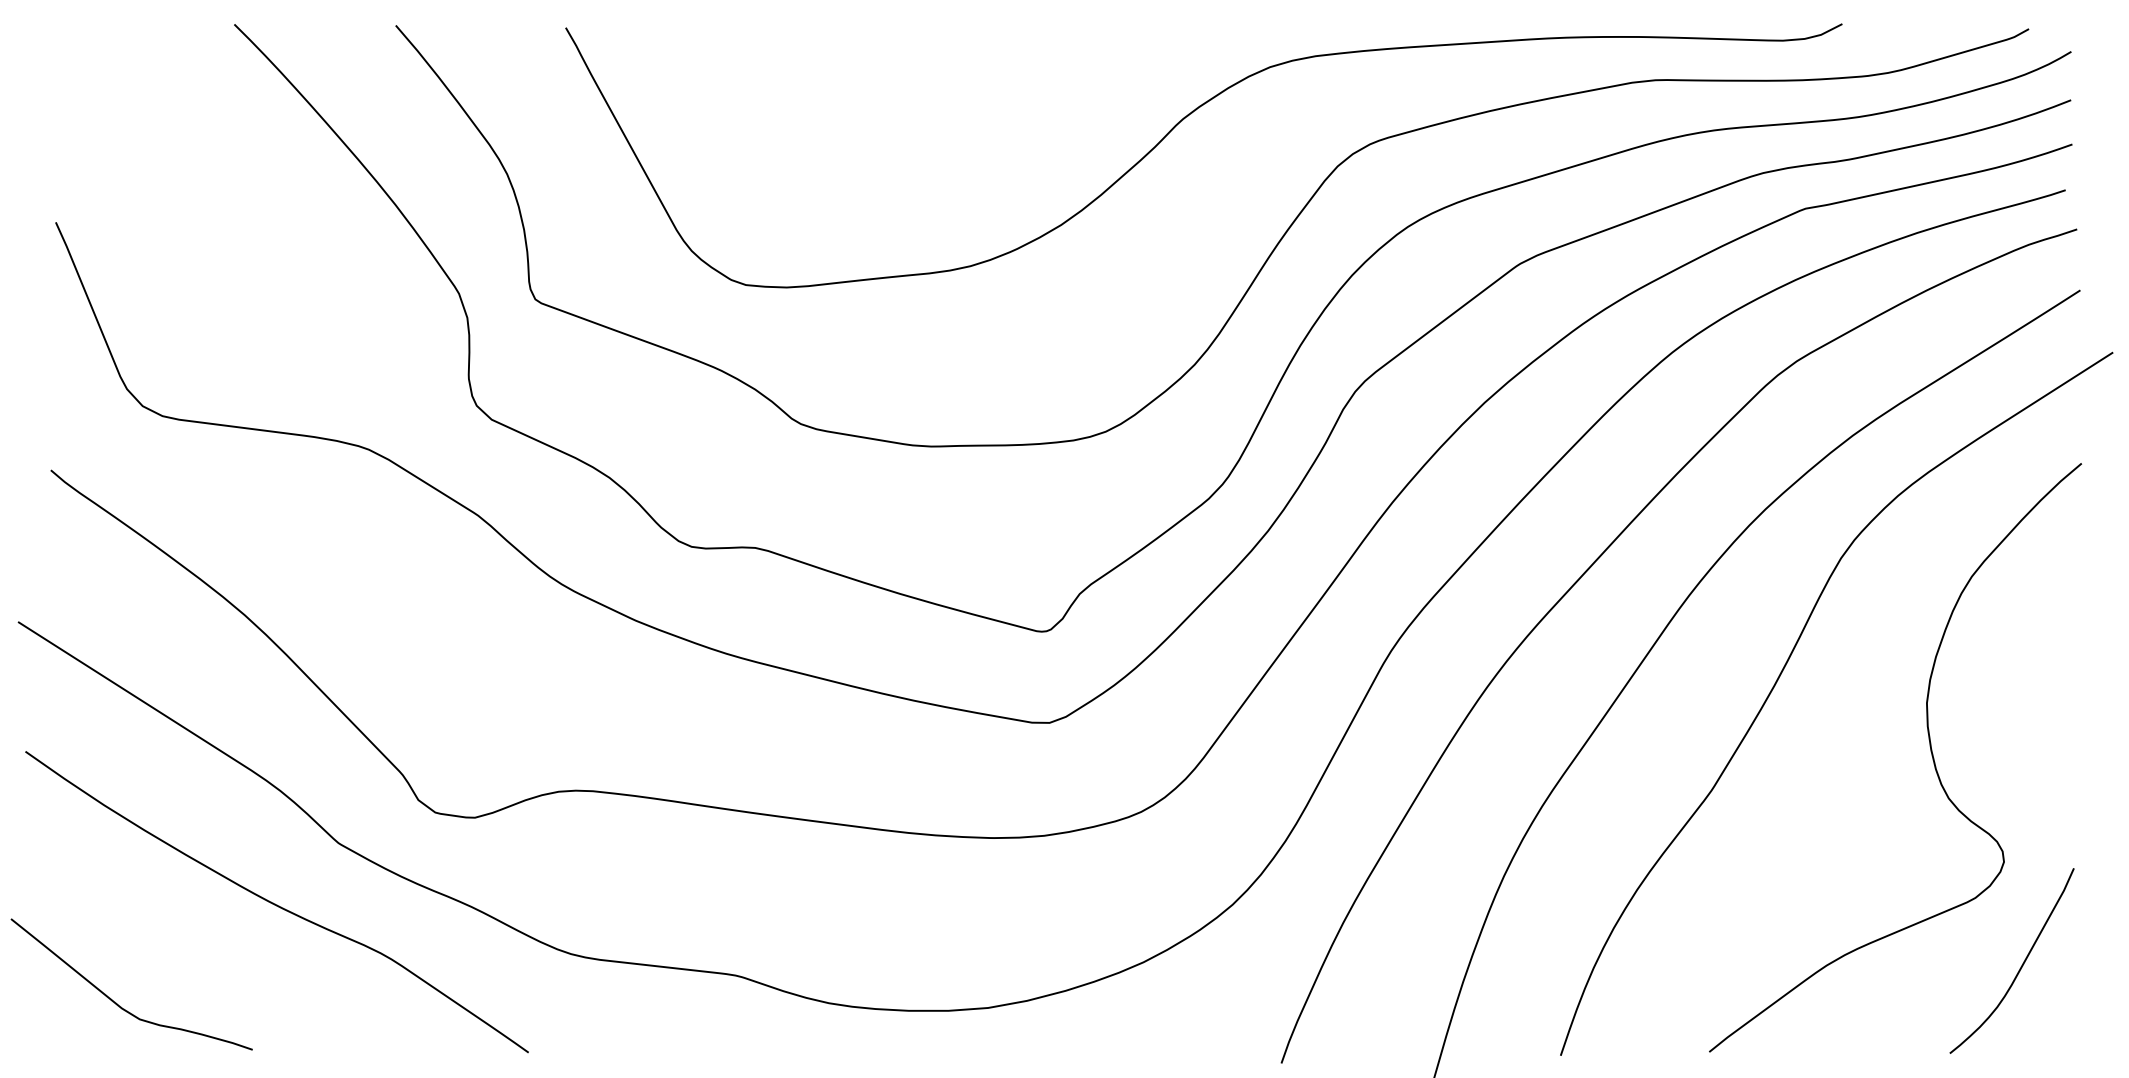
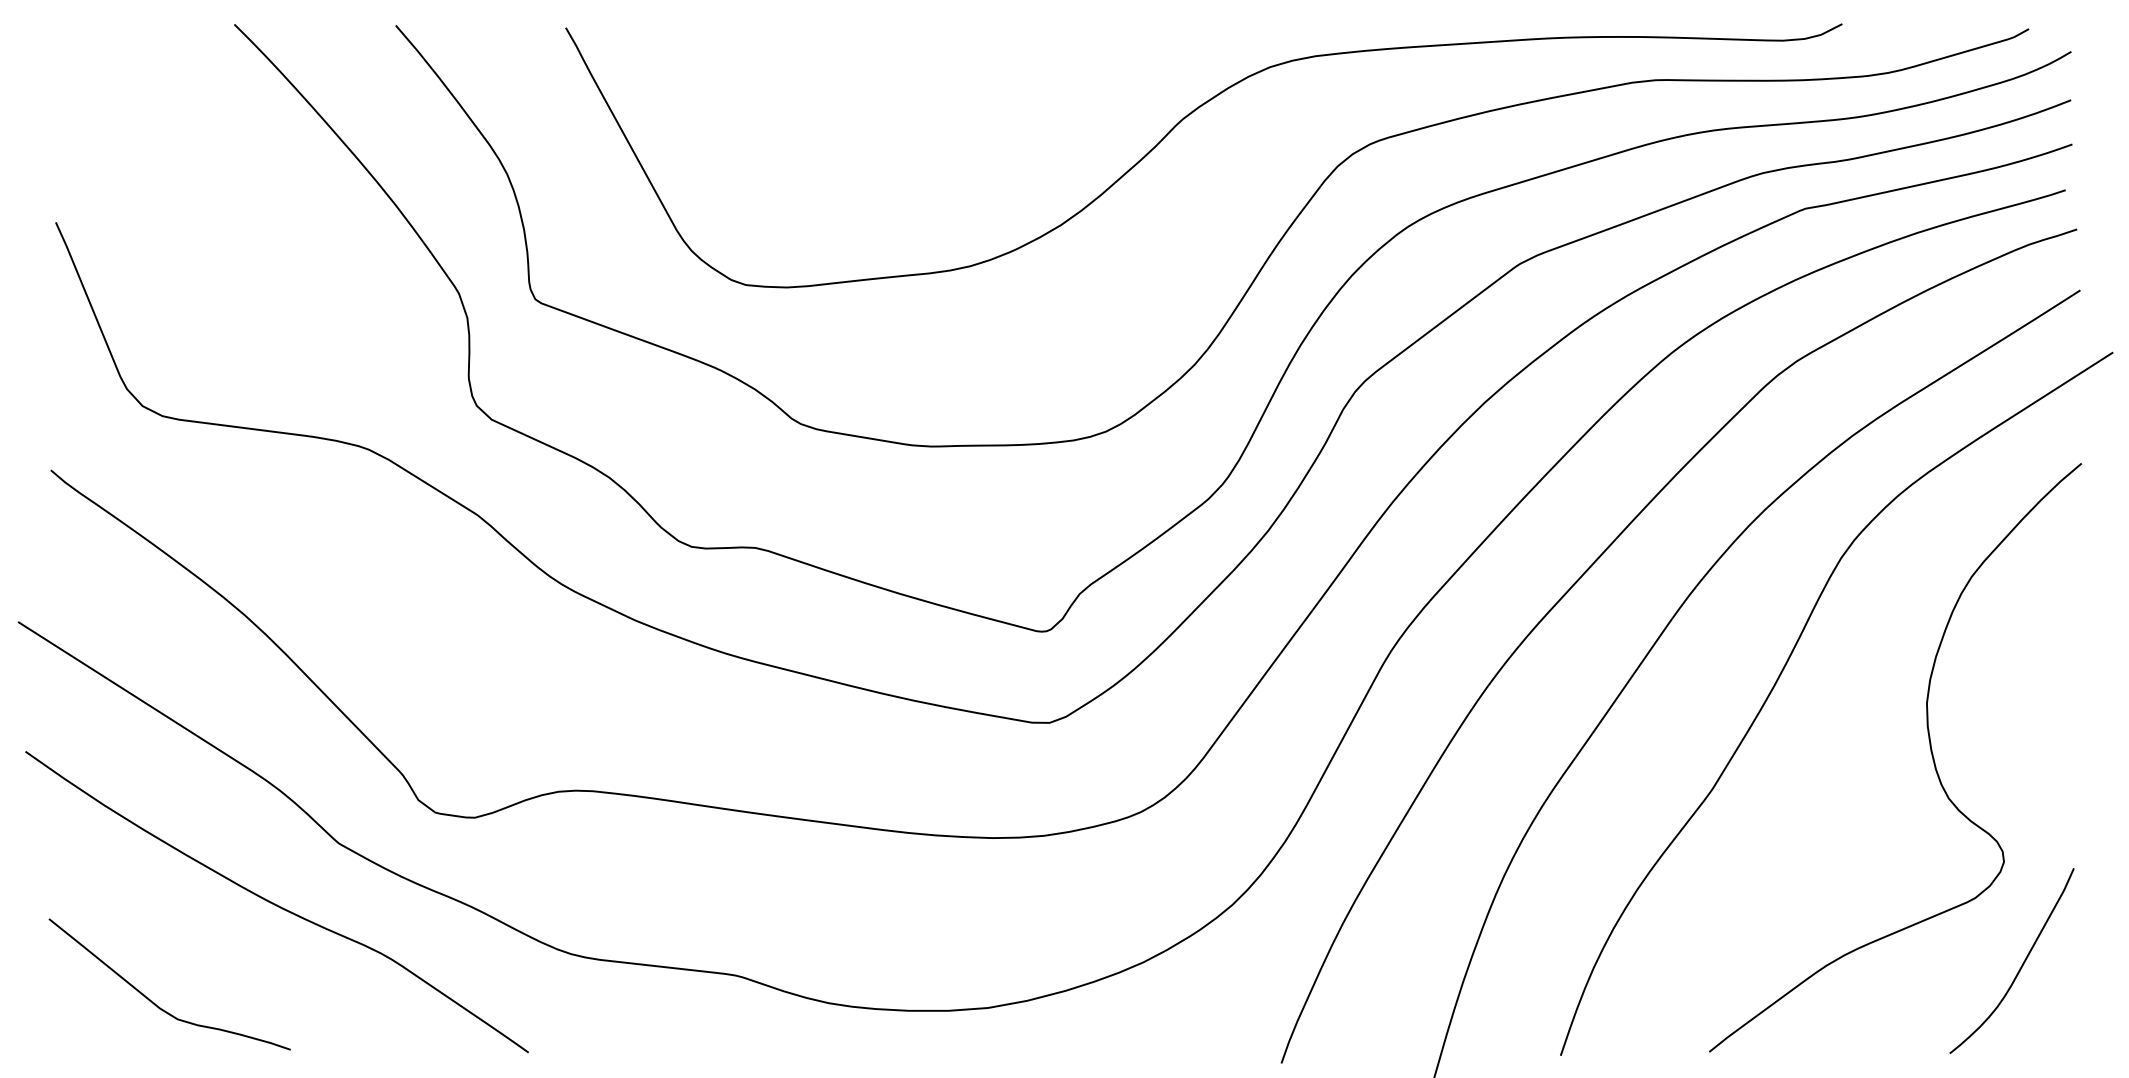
curve position: (116, 1002) -> (154, 1002) (154, 1002)
